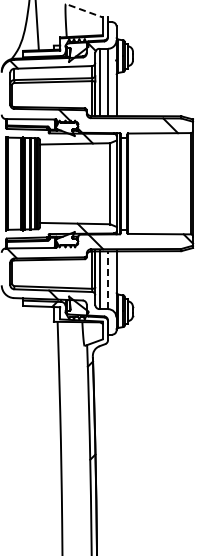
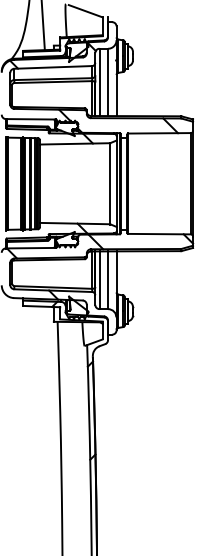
line: dashed -> solid (86, 11)
line position: (36, 26) -> (42, 26) (42, 26)
line: dashed -> solid (108, 280)
